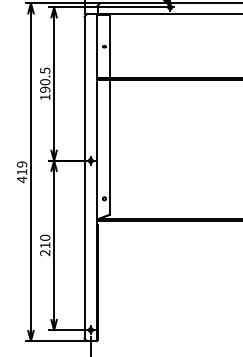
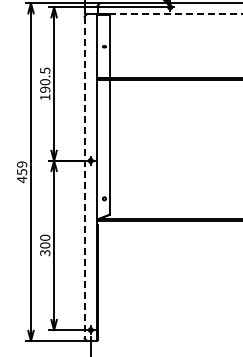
line: solid -> dashed (169, 14)
text: 419 -> 459 (22, 172)
line: solid -> dashed (84, 177)
text: 210 -> 300 (45, 249)
